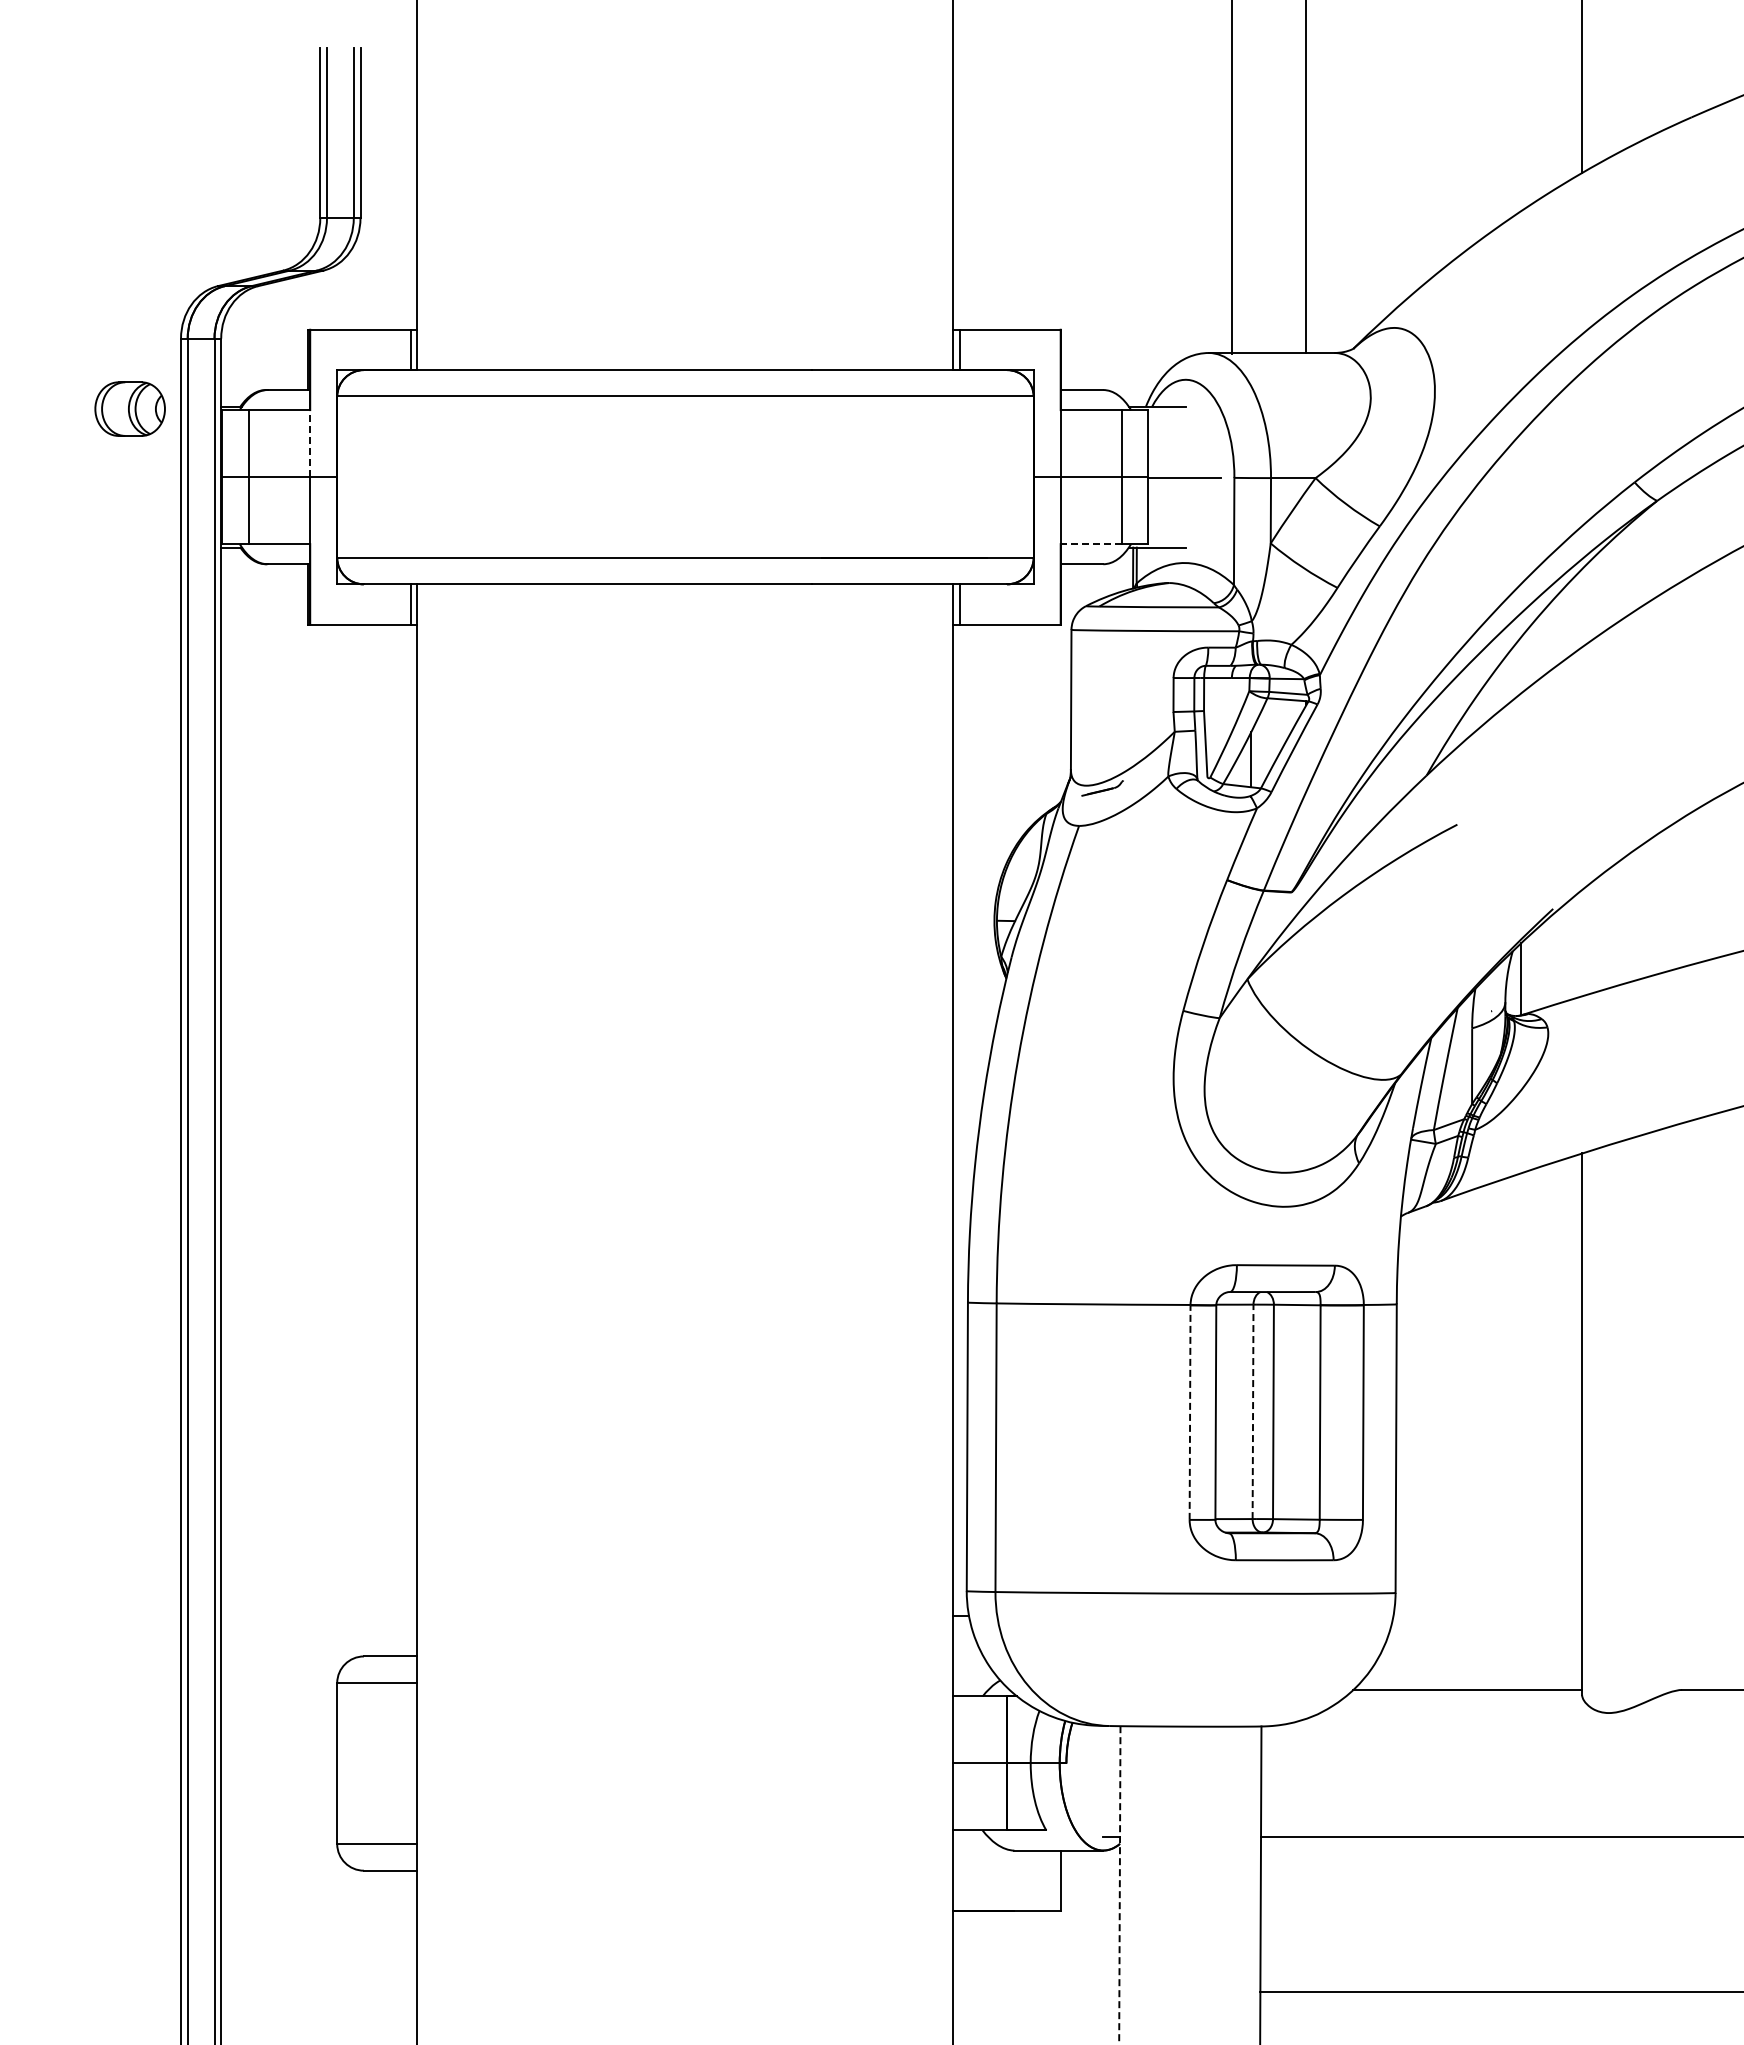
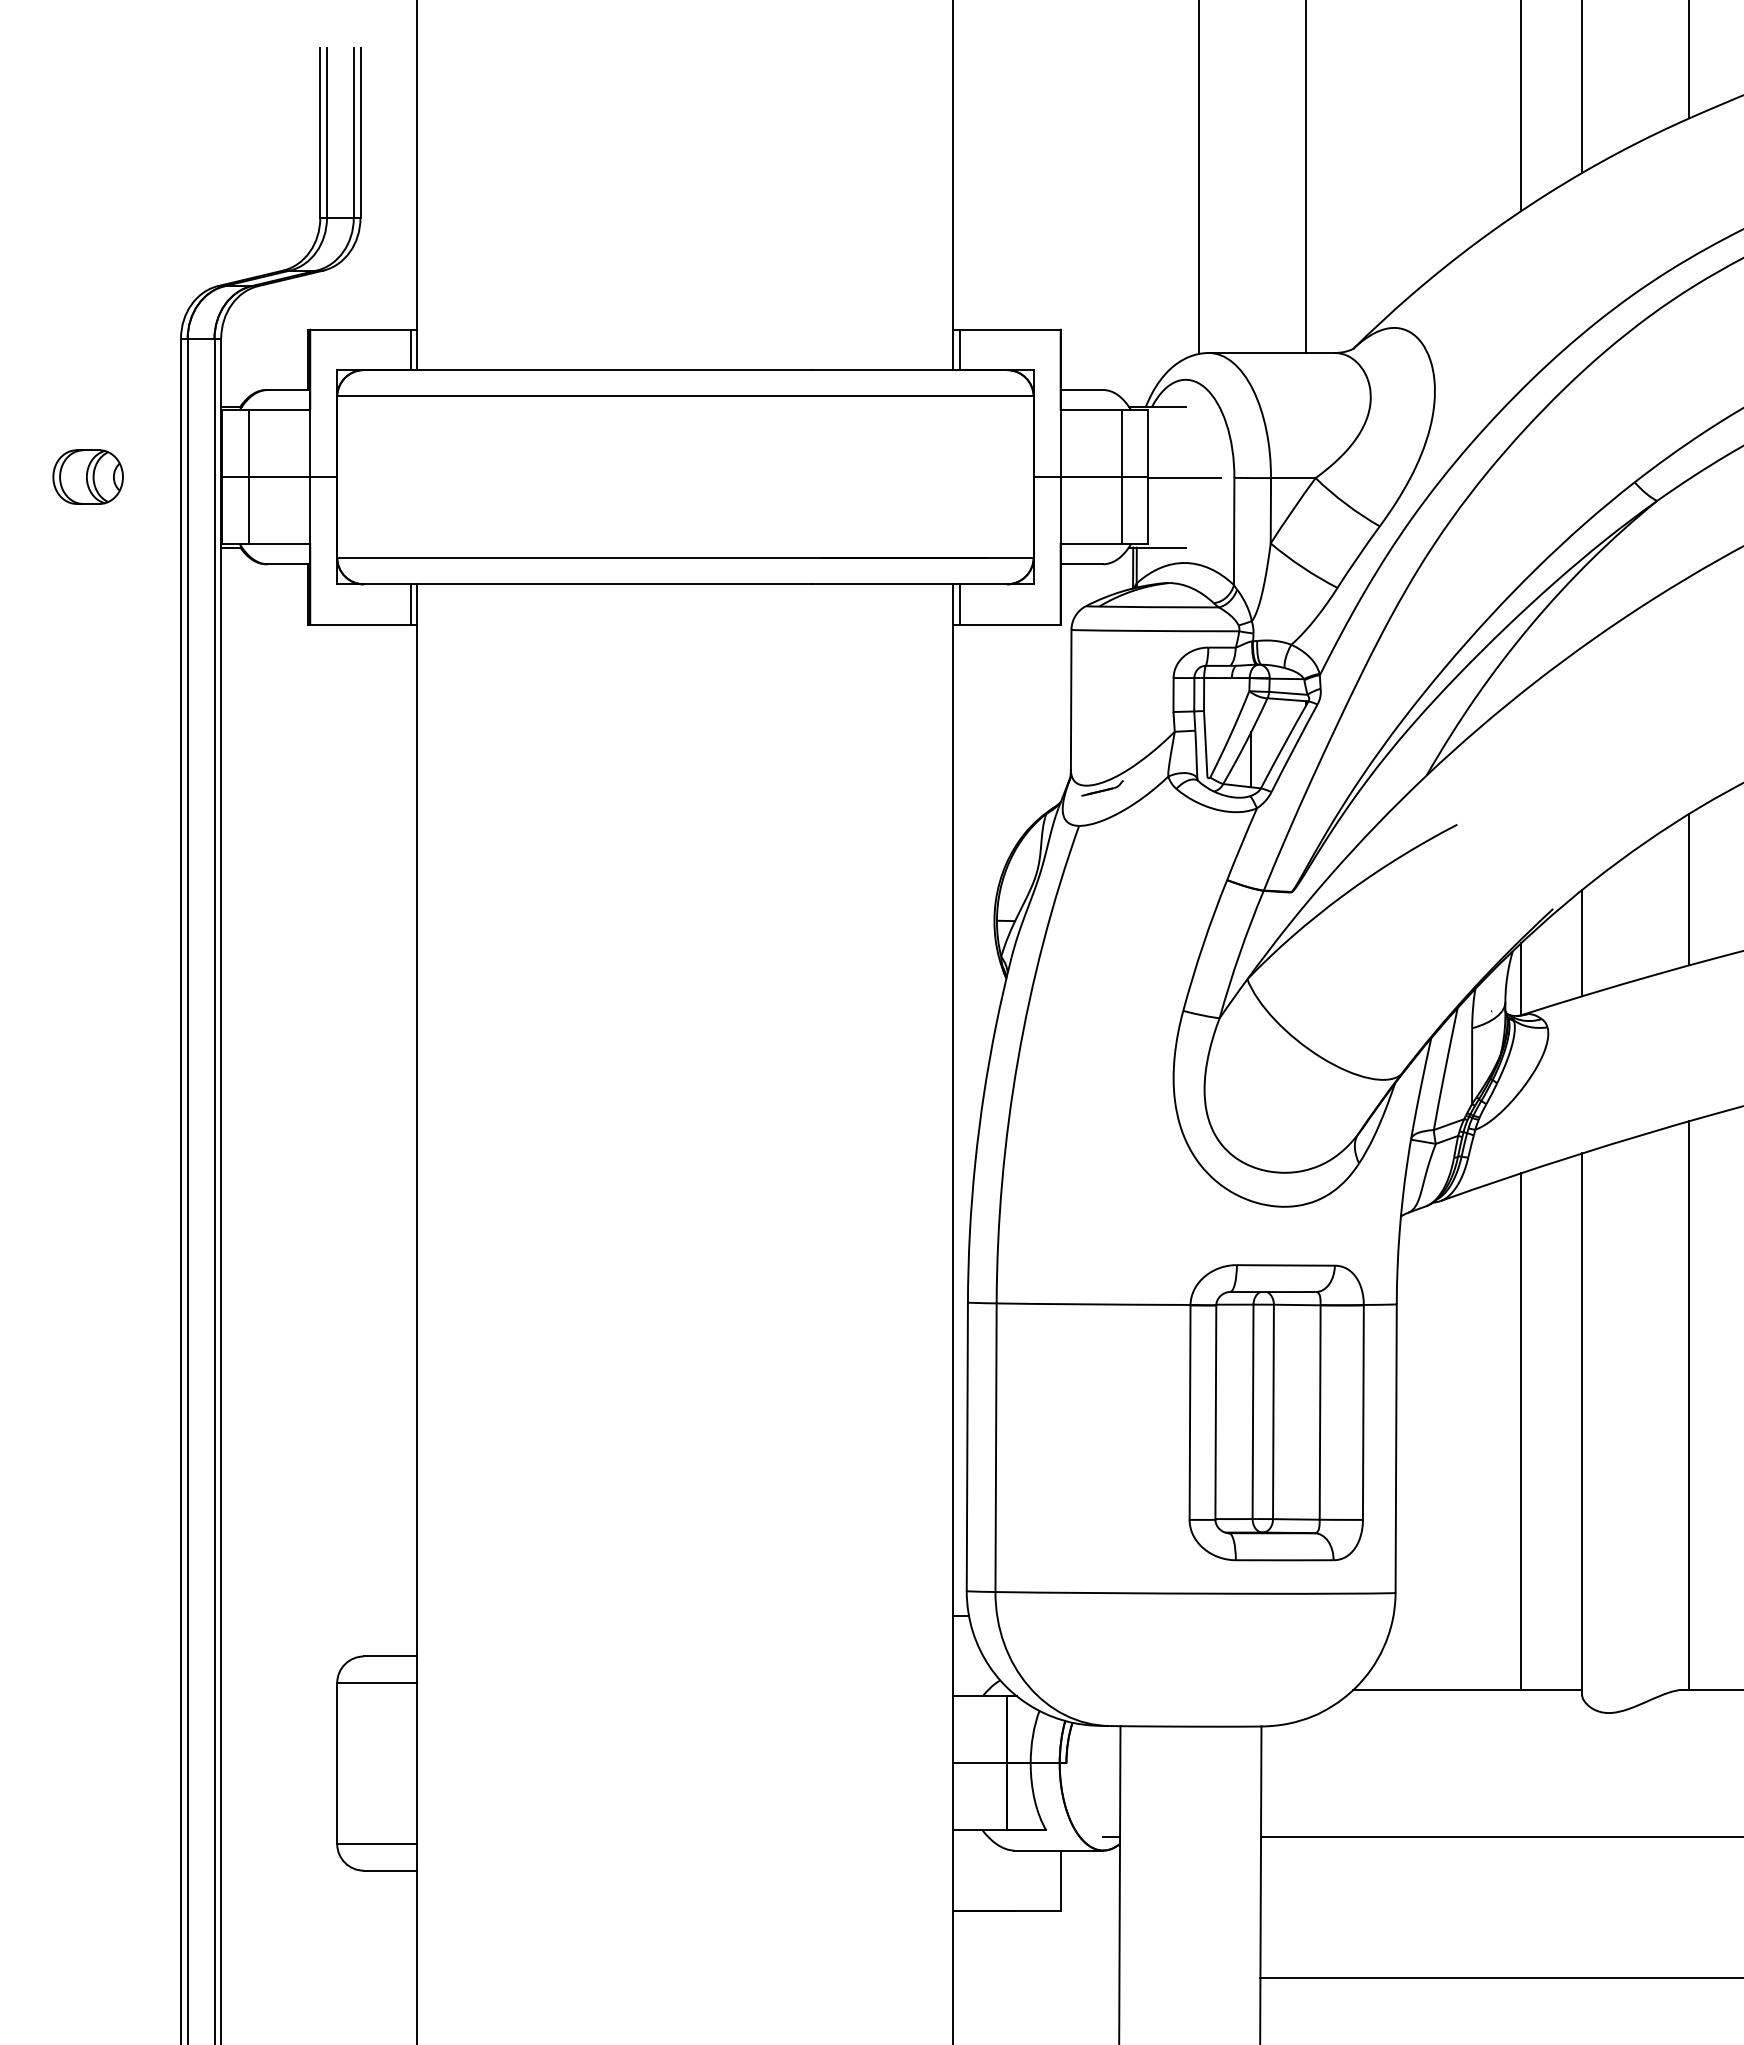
line: none -> present (1689, 60)
line: none -> present (1520, 106)
line position: (1232, 177) -> (1199, 177) (1199, 177)
part position: (129, 408) -> (87, 476) (87, 476)
line: dashed -> solid (310, 443)
line: dashed -> solid (1090, 544)
line: none -> present (1689, 889)
line: none -> present (1582, 943)
line: none -> present (1689, 1405)
line: dashed -> solid (1253, 1411)
line: dashed -> solid (1190, 1412)
line: none -> present (1520, 1431)
line: dashed -> solid (1119, 1885)
line position: (1500, 1992) -> (1500, 1978) (1500, 1978)
